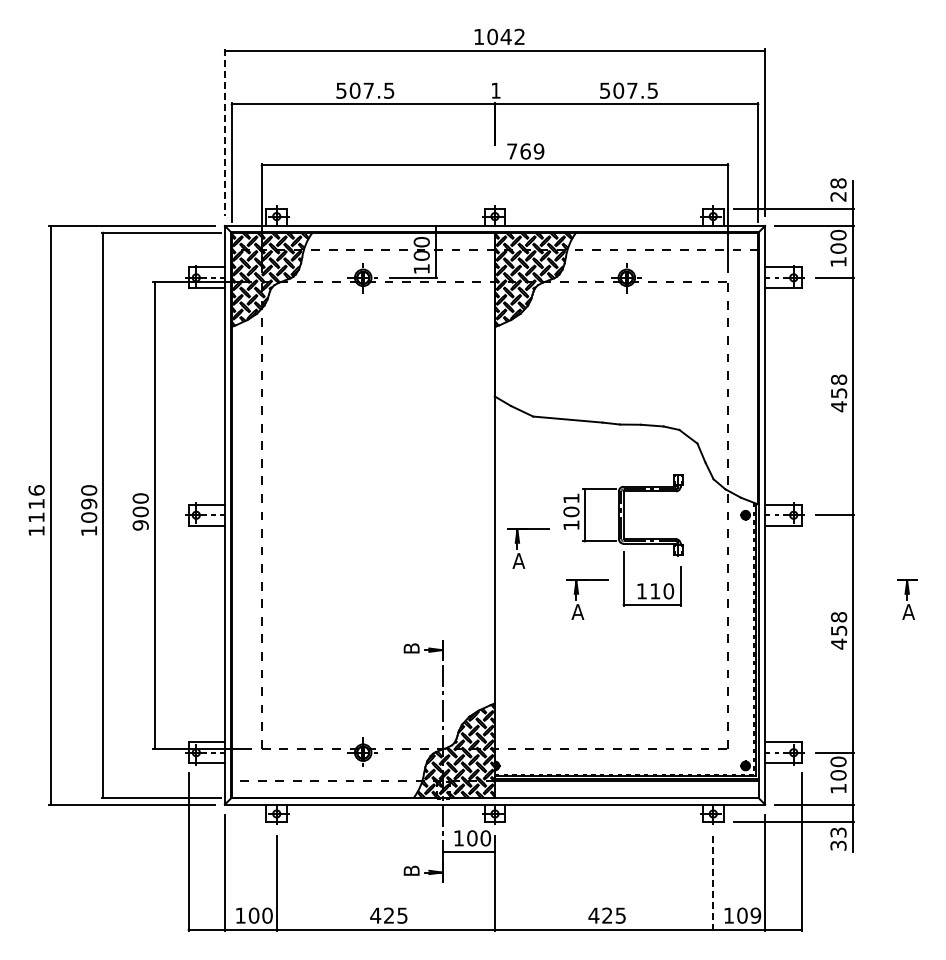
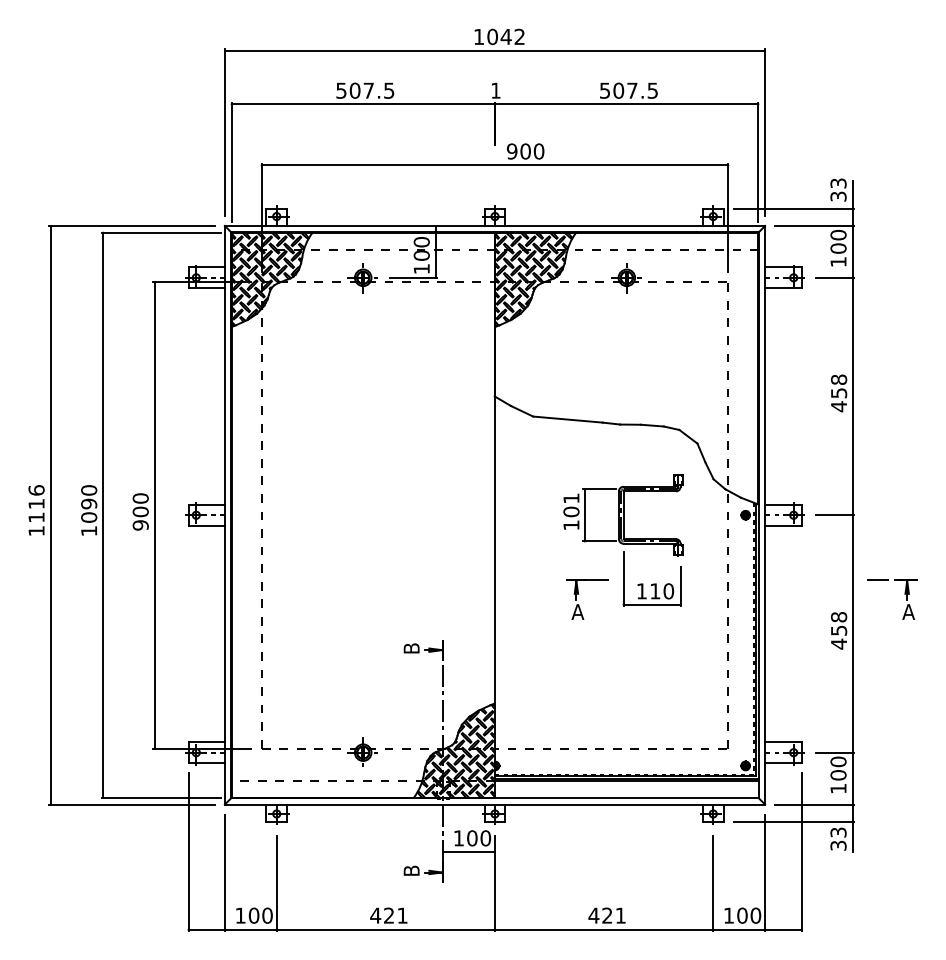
line: dashed -> solid (224, 133)
text: 769 -> 900 (525, 151)
text: 28 -> 33 (838, 189)
part: present -> none (520, 553)
line: none -> present (881, 580)
line: dashed -> solid (713, 883)
text: 425 -> 421 (402, 915)
text: 425 -> 421 (620, 915)
text: 109 -> 100 (755, 915)
